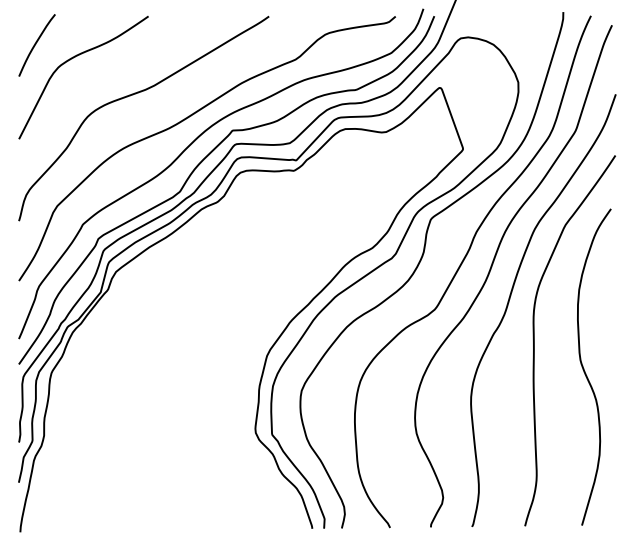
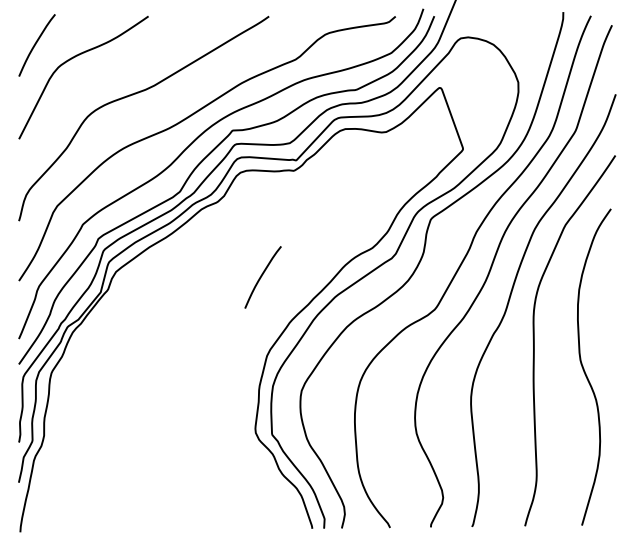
curve: none -> present (262, 276)
